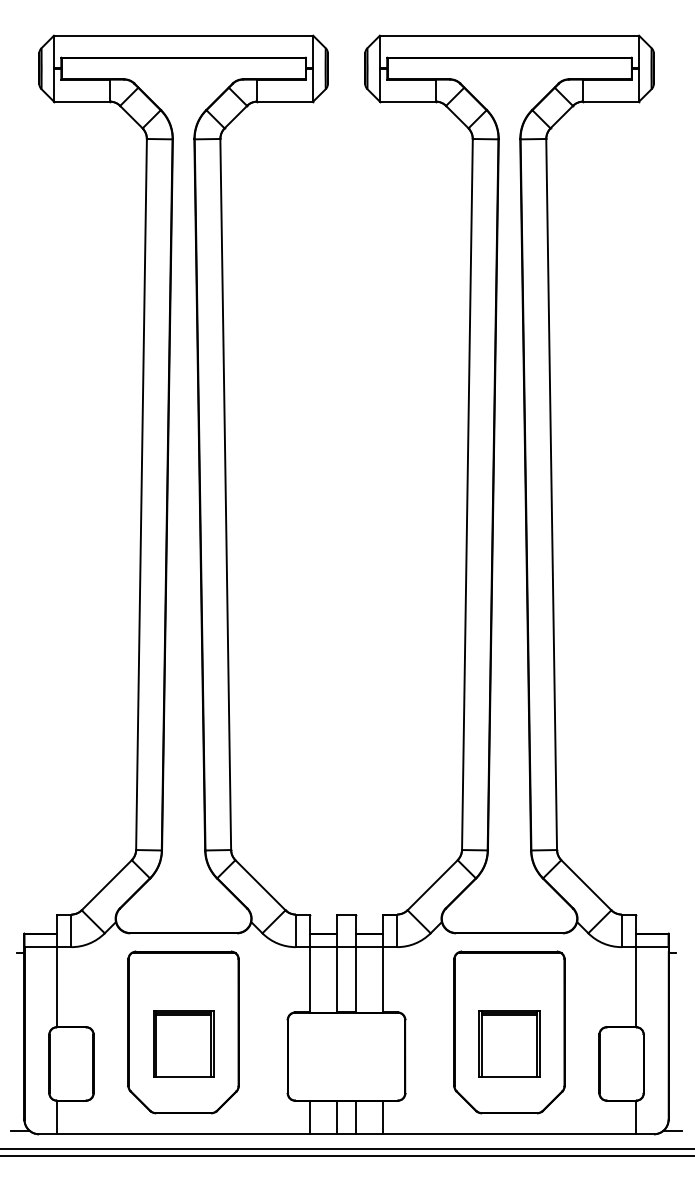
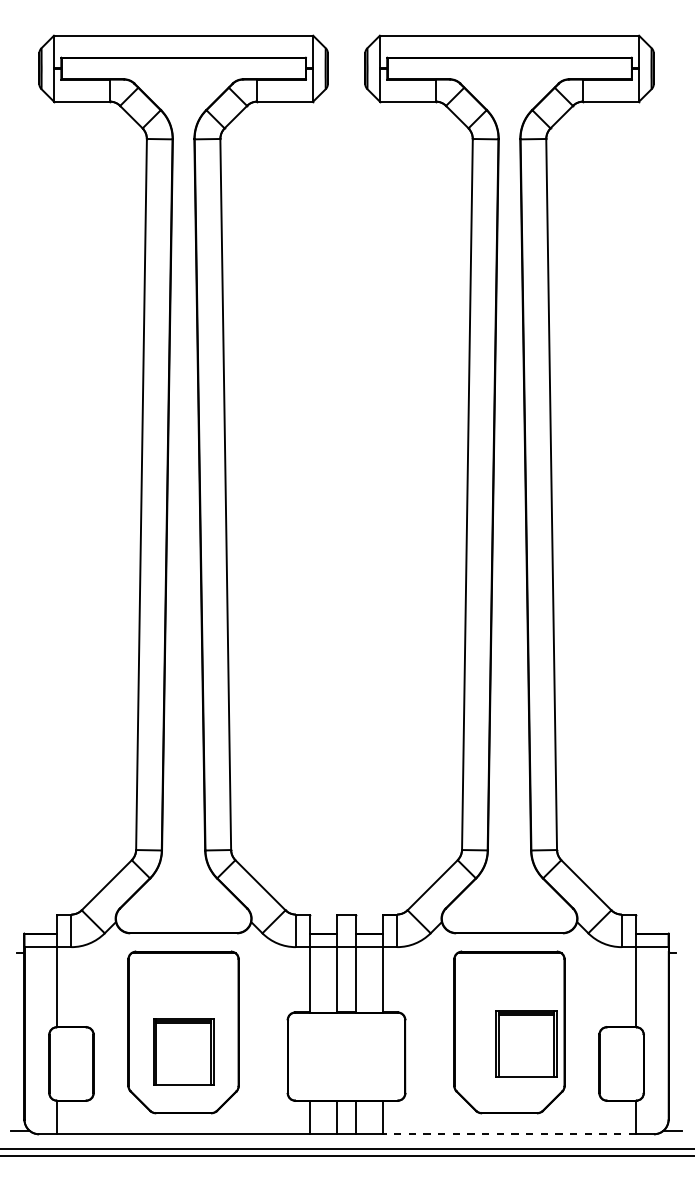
part position: (183, 1043) -> (183, 1051) (183, 1051)
part position: (509, 1043) -> (526, 1043) (526, 1043)
line: solid -> dashed (509, 1134)
